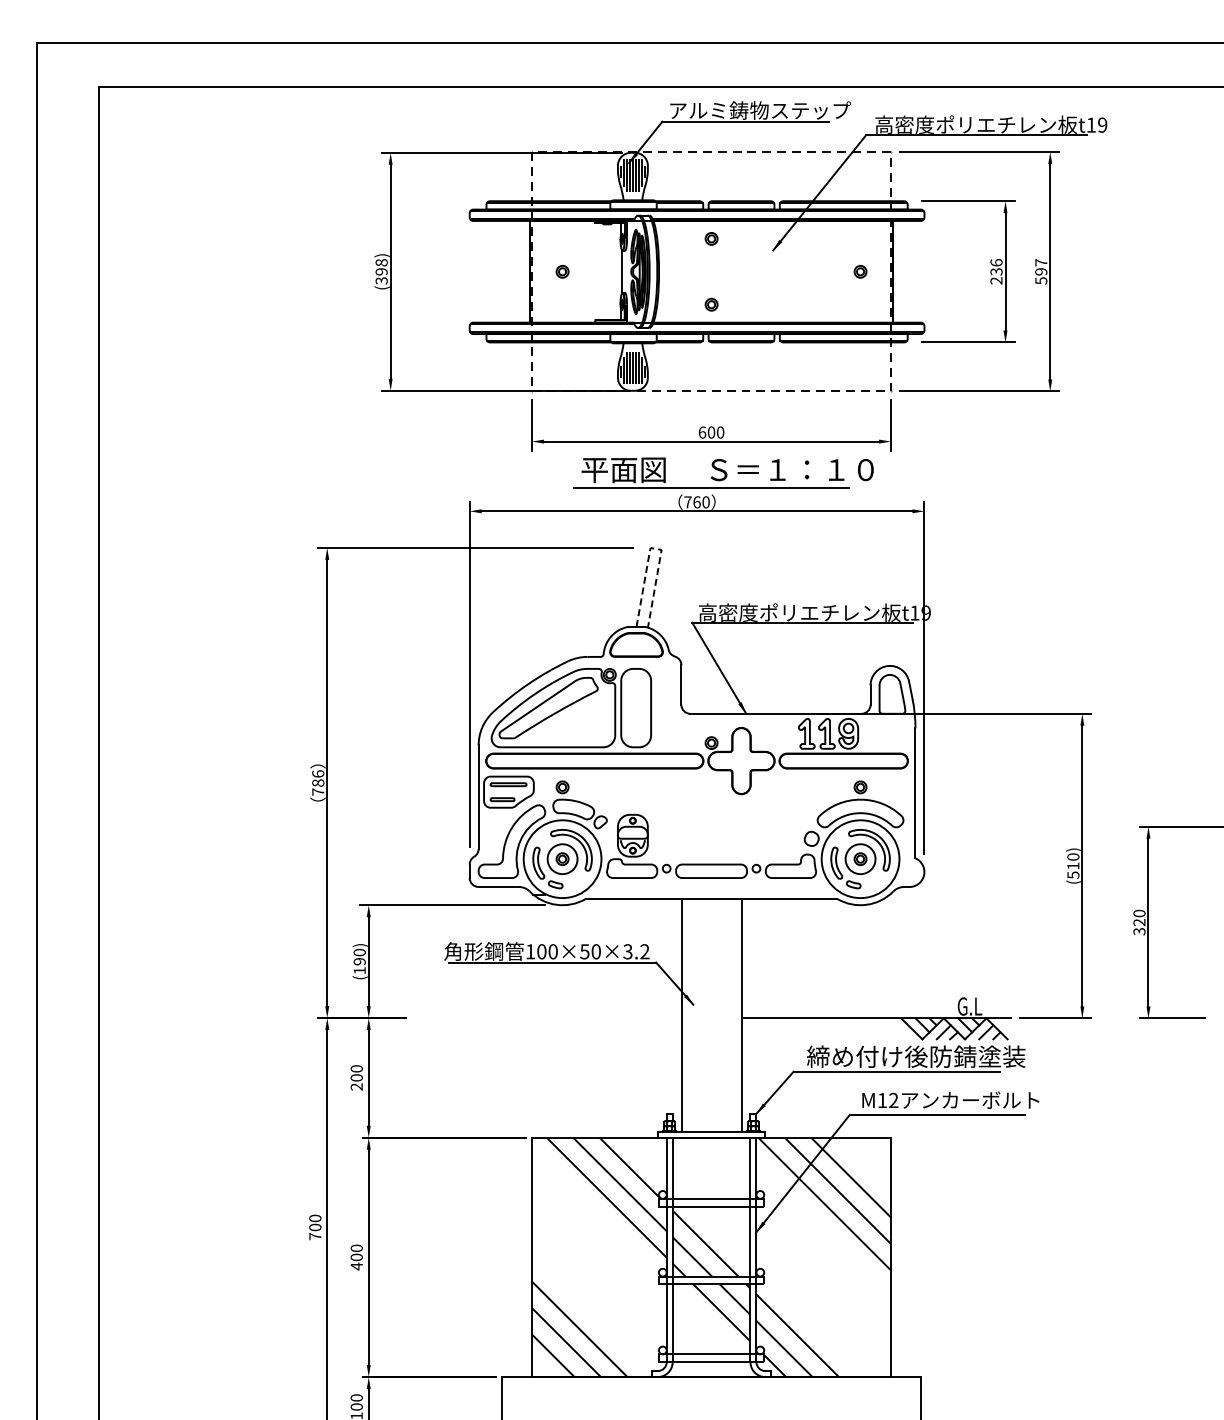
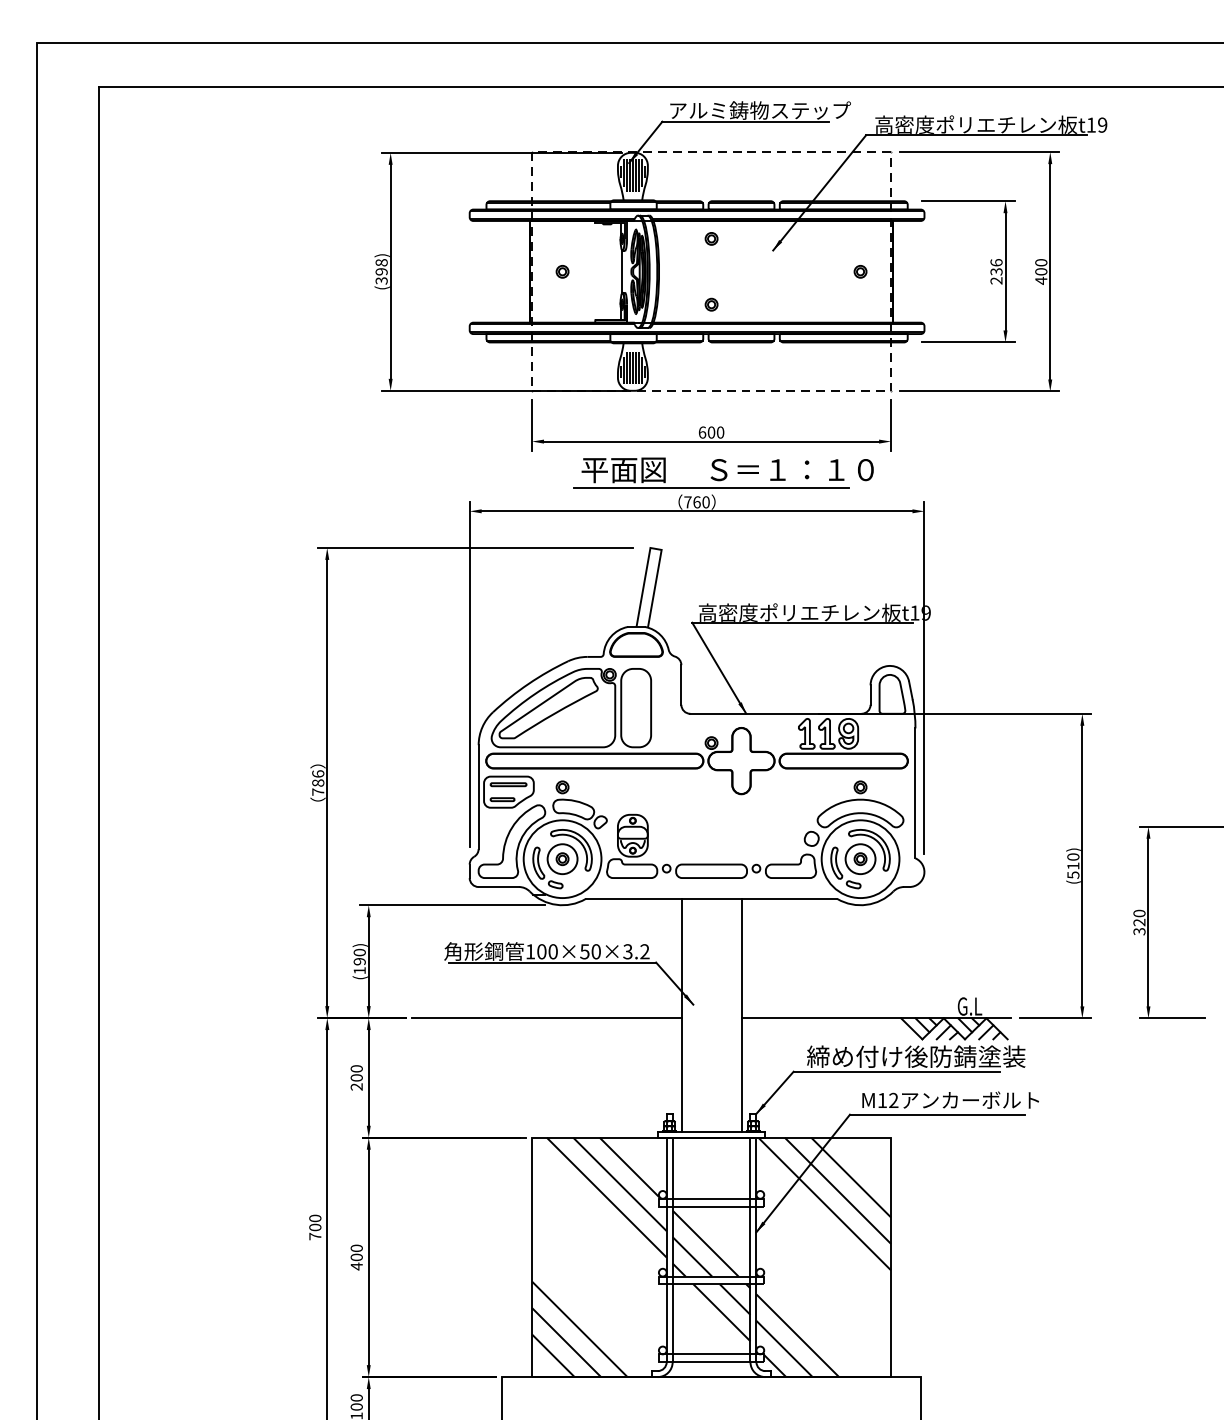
text: 597 -> 400 (1041, 271)
line: dashed -> solid (655, 548)
line: none -> present (546, 1018)
